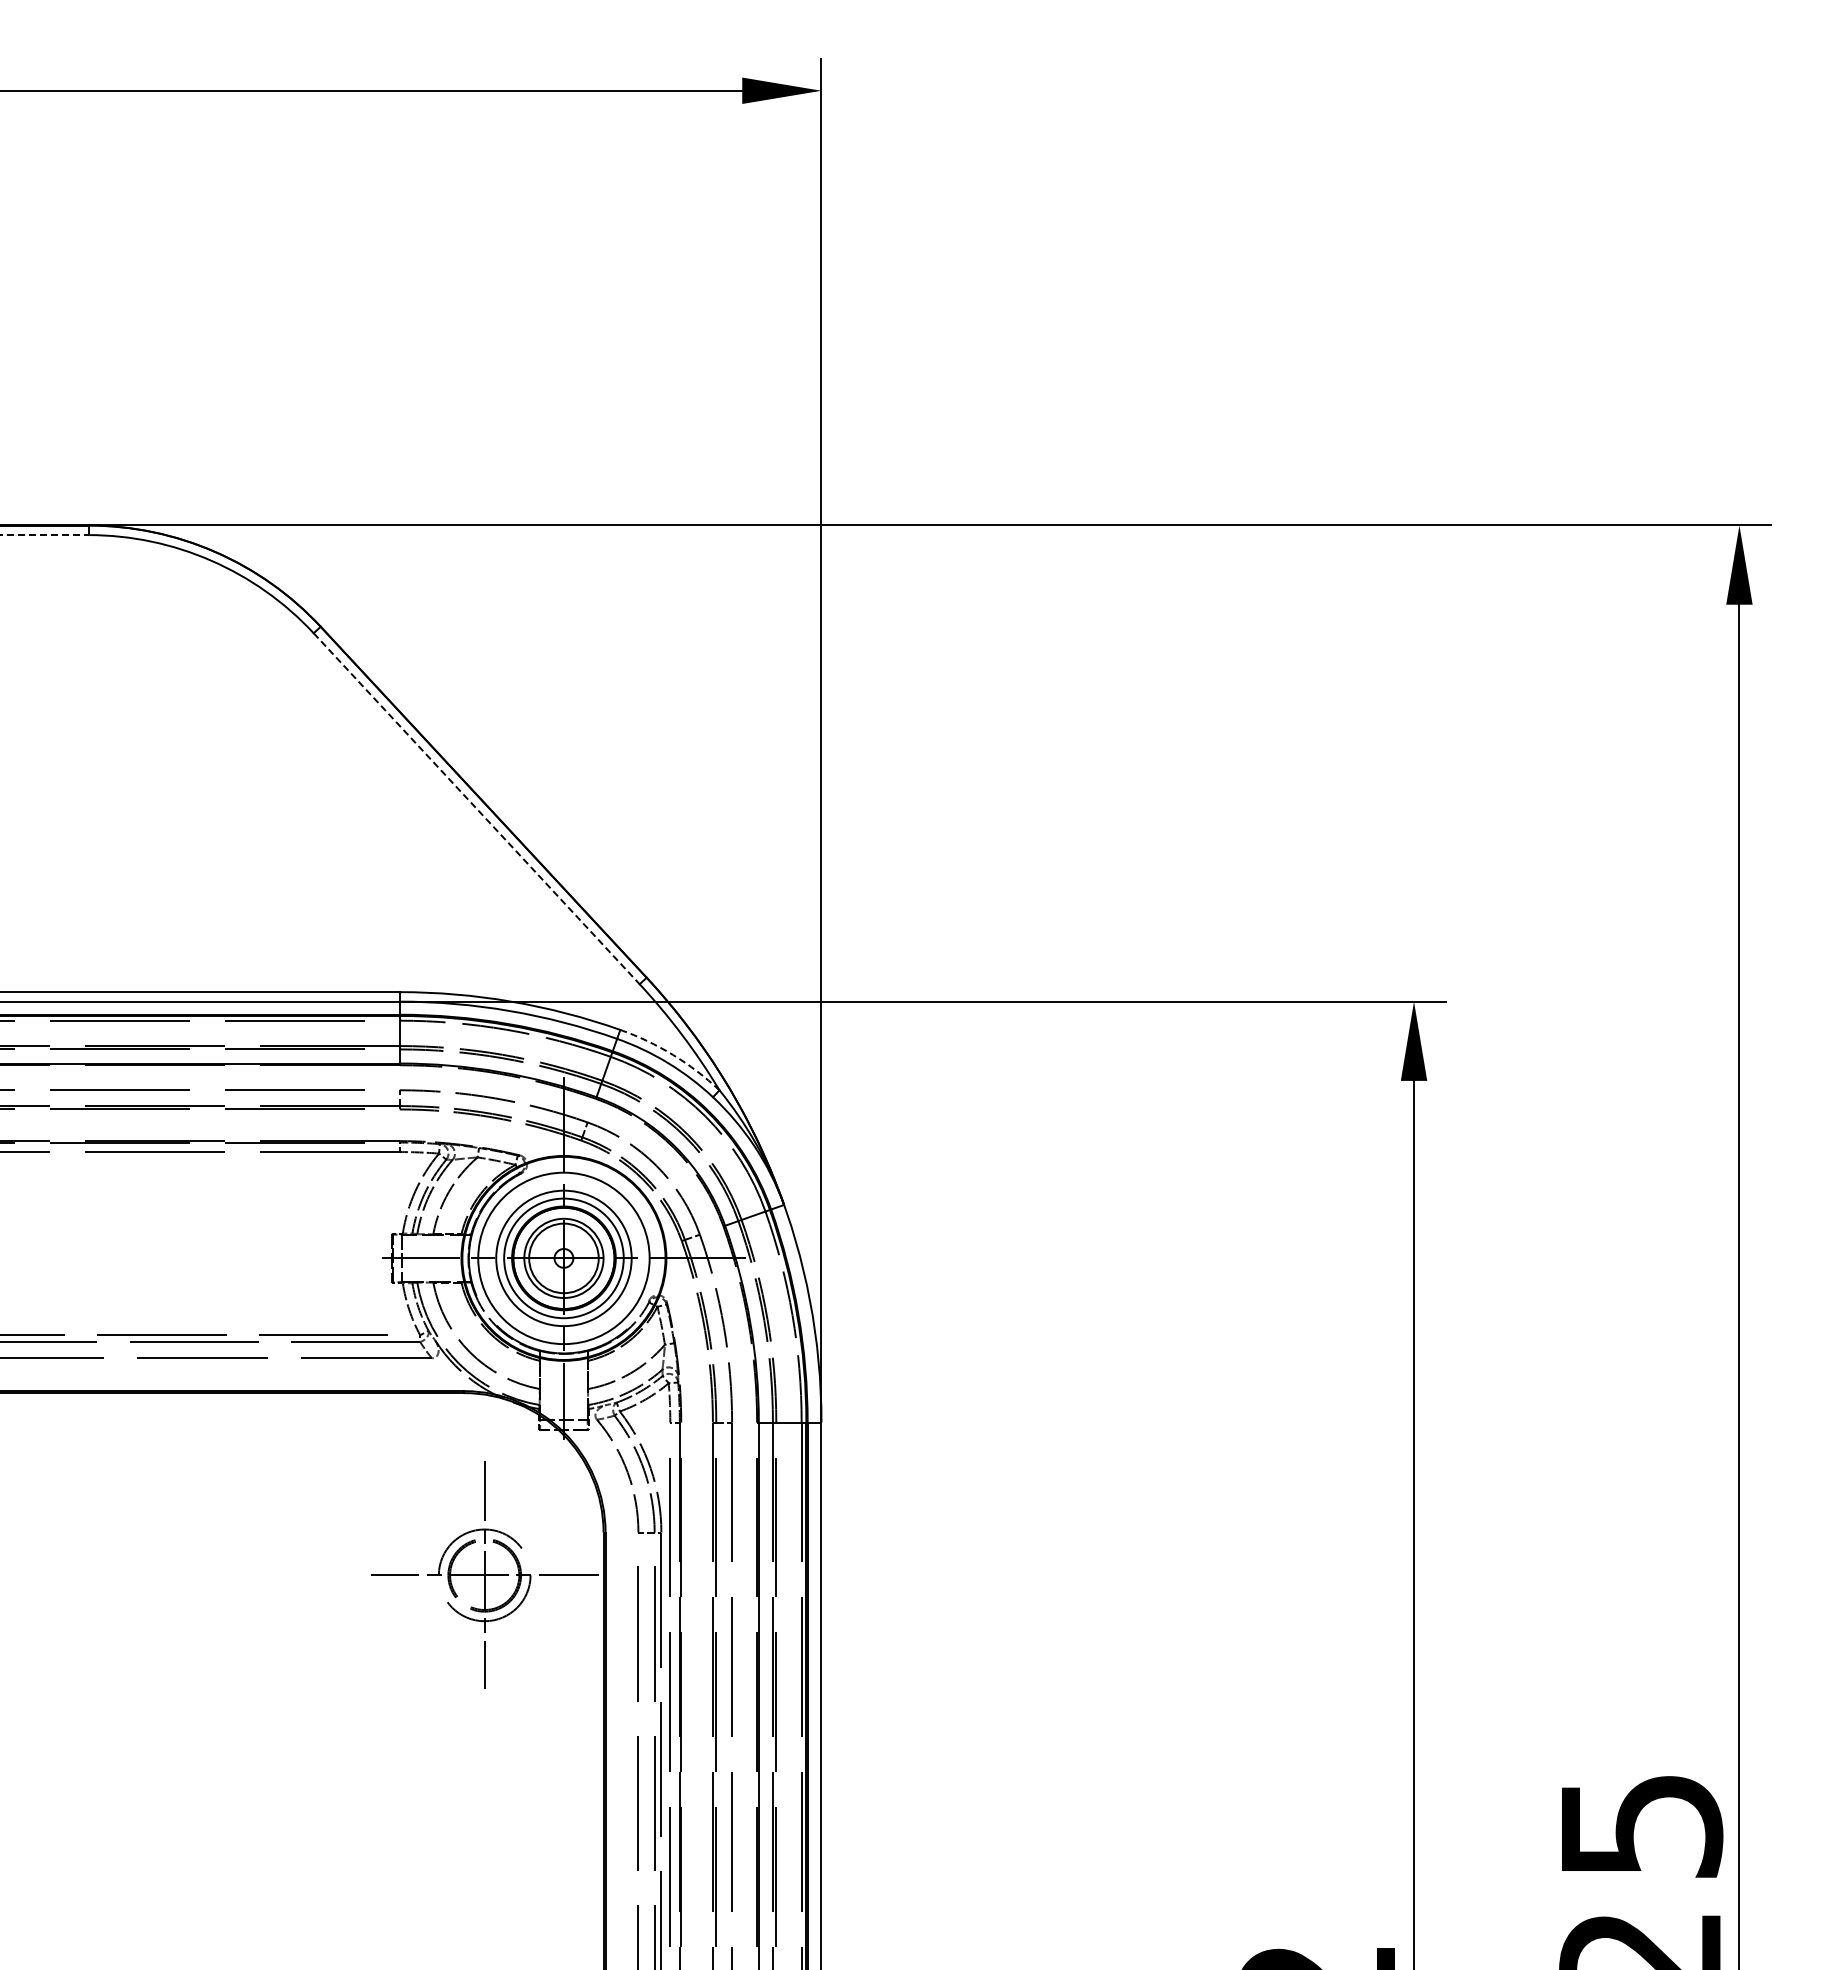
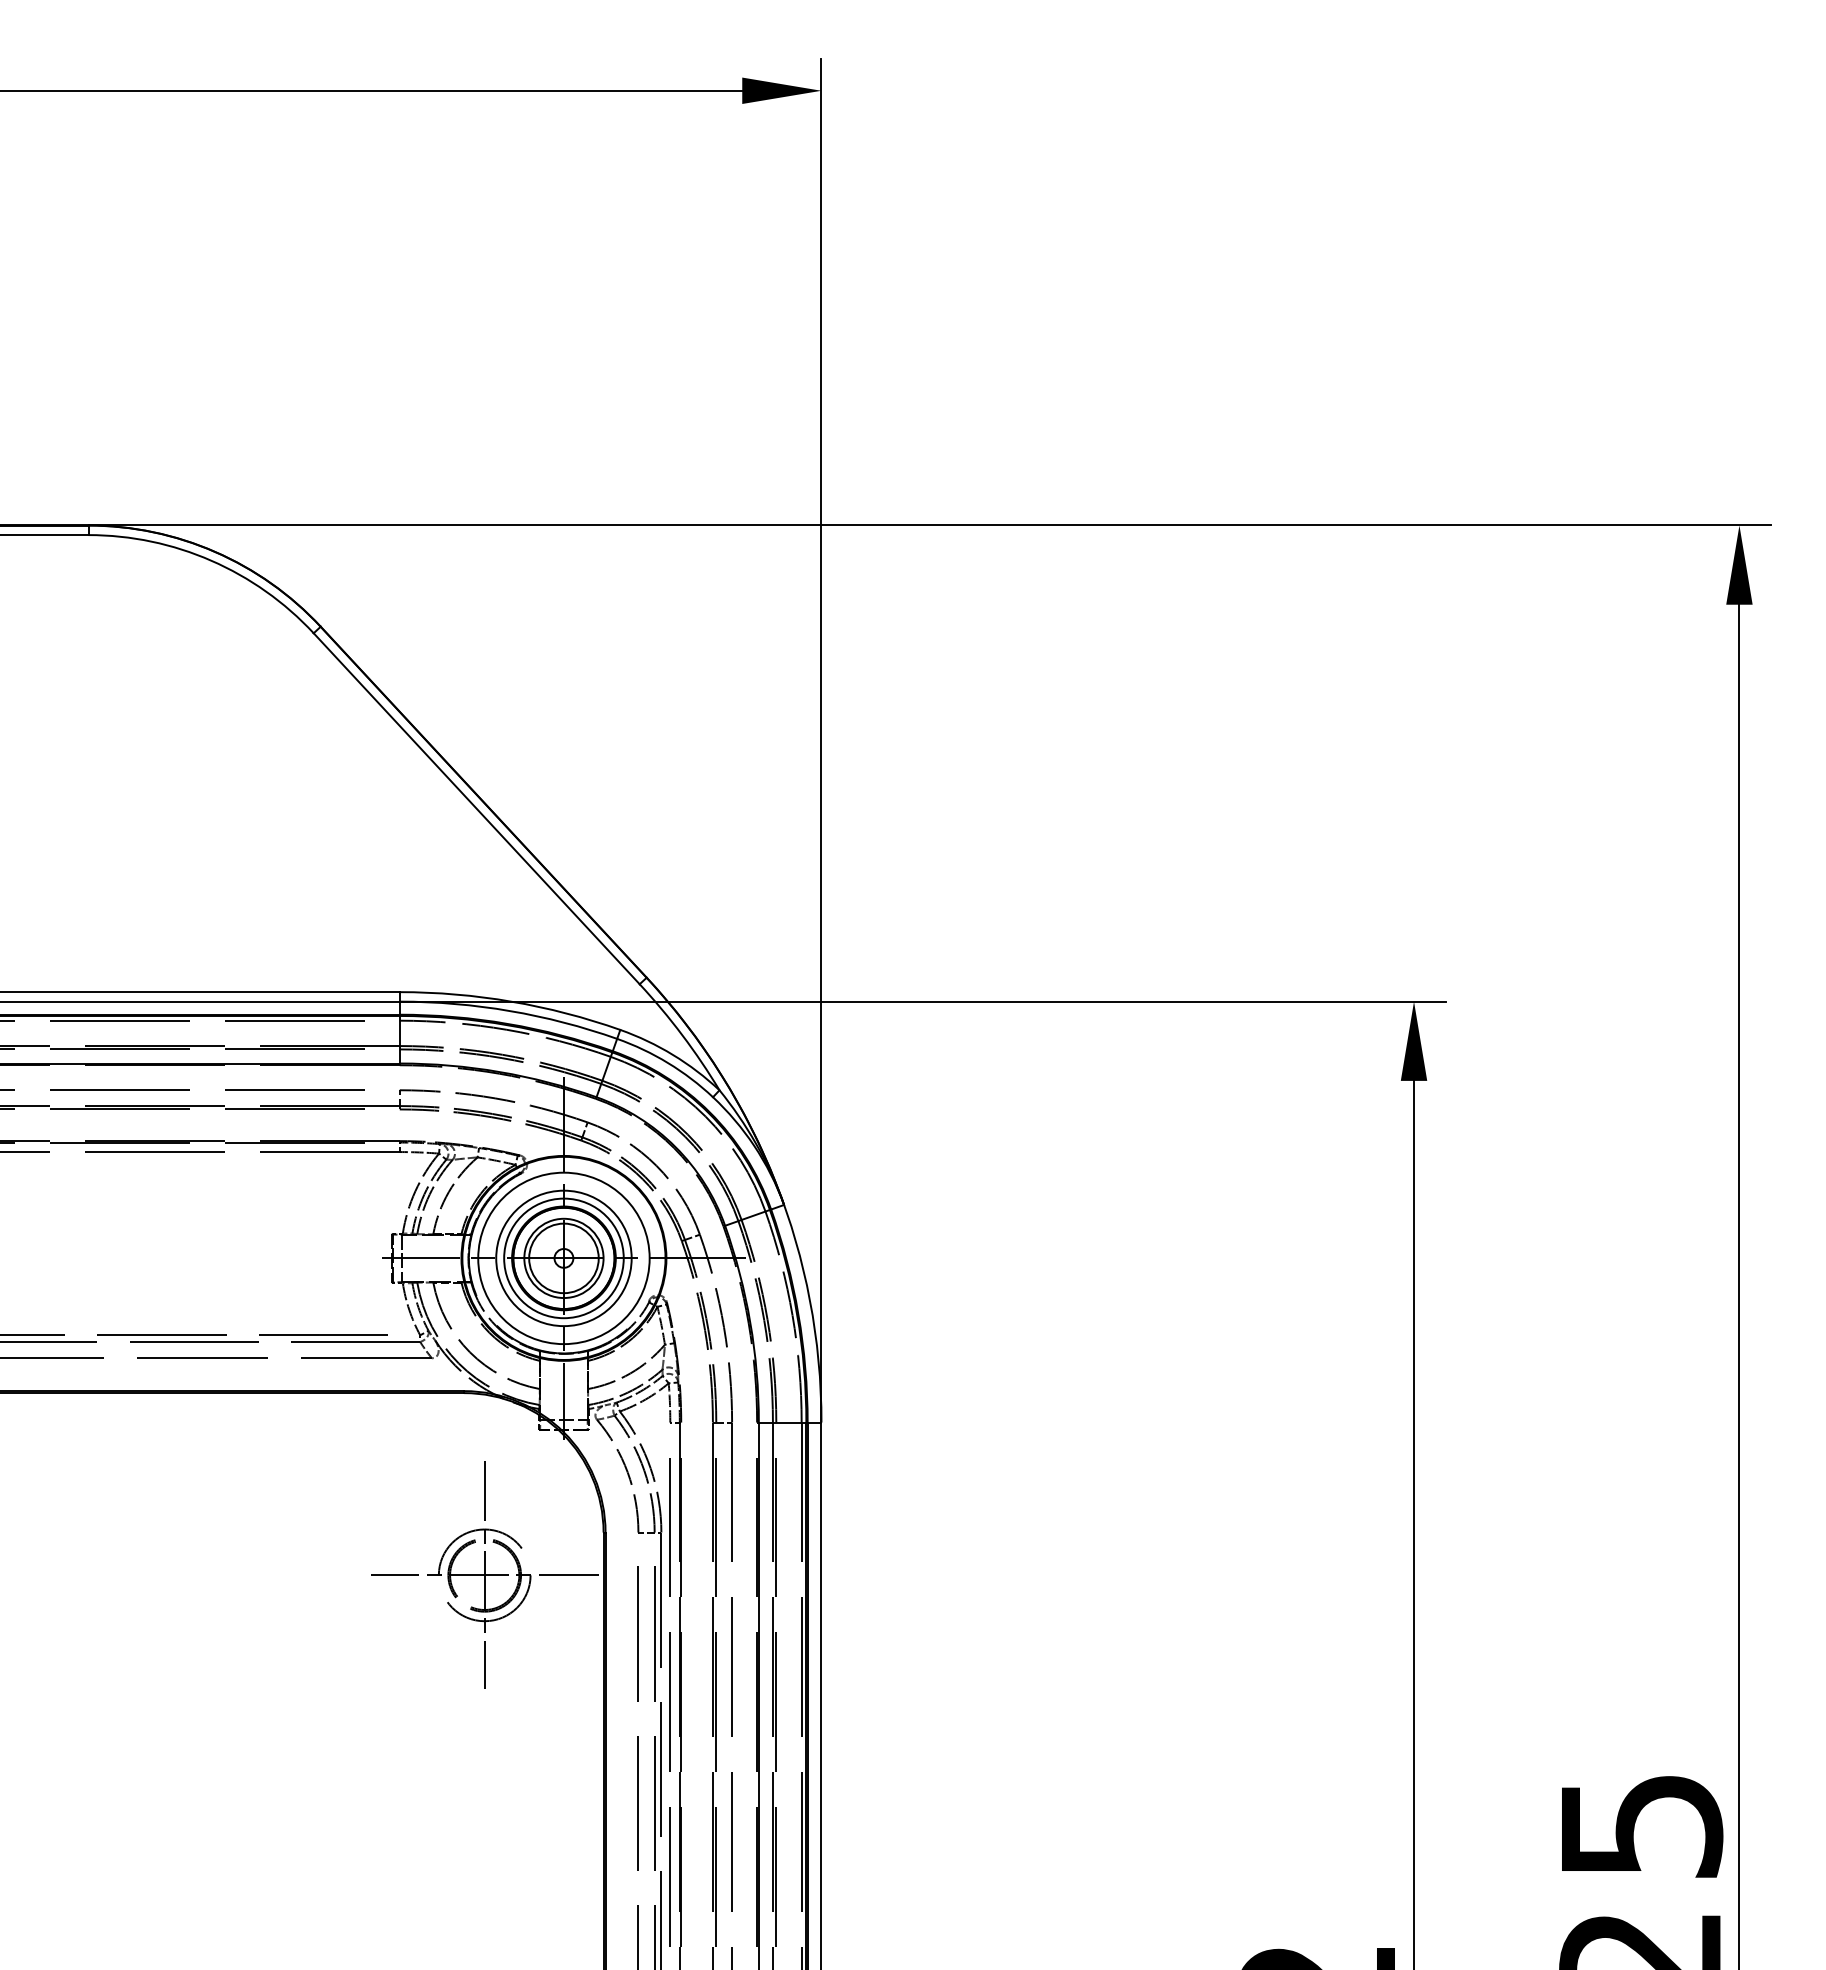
line: dashed -> solid (44, 535)
line: dashed -> solid (476, 808)
arc: dashed -> solid (673, 1054)
